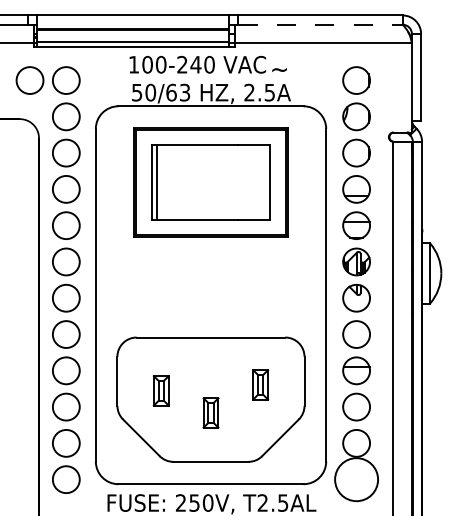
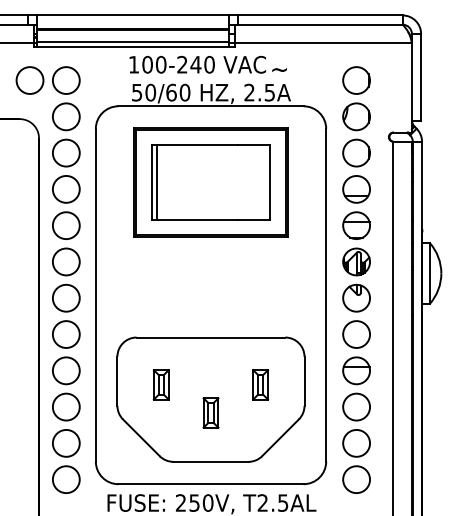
line: dashed -> solid (321, 24)
text: 50/63 -> 50/60 (184, 92)
part position: (160, 390) -> (160, 384) (160, 384)
circle diameter: 43 px -> 27 px (356, 479)
